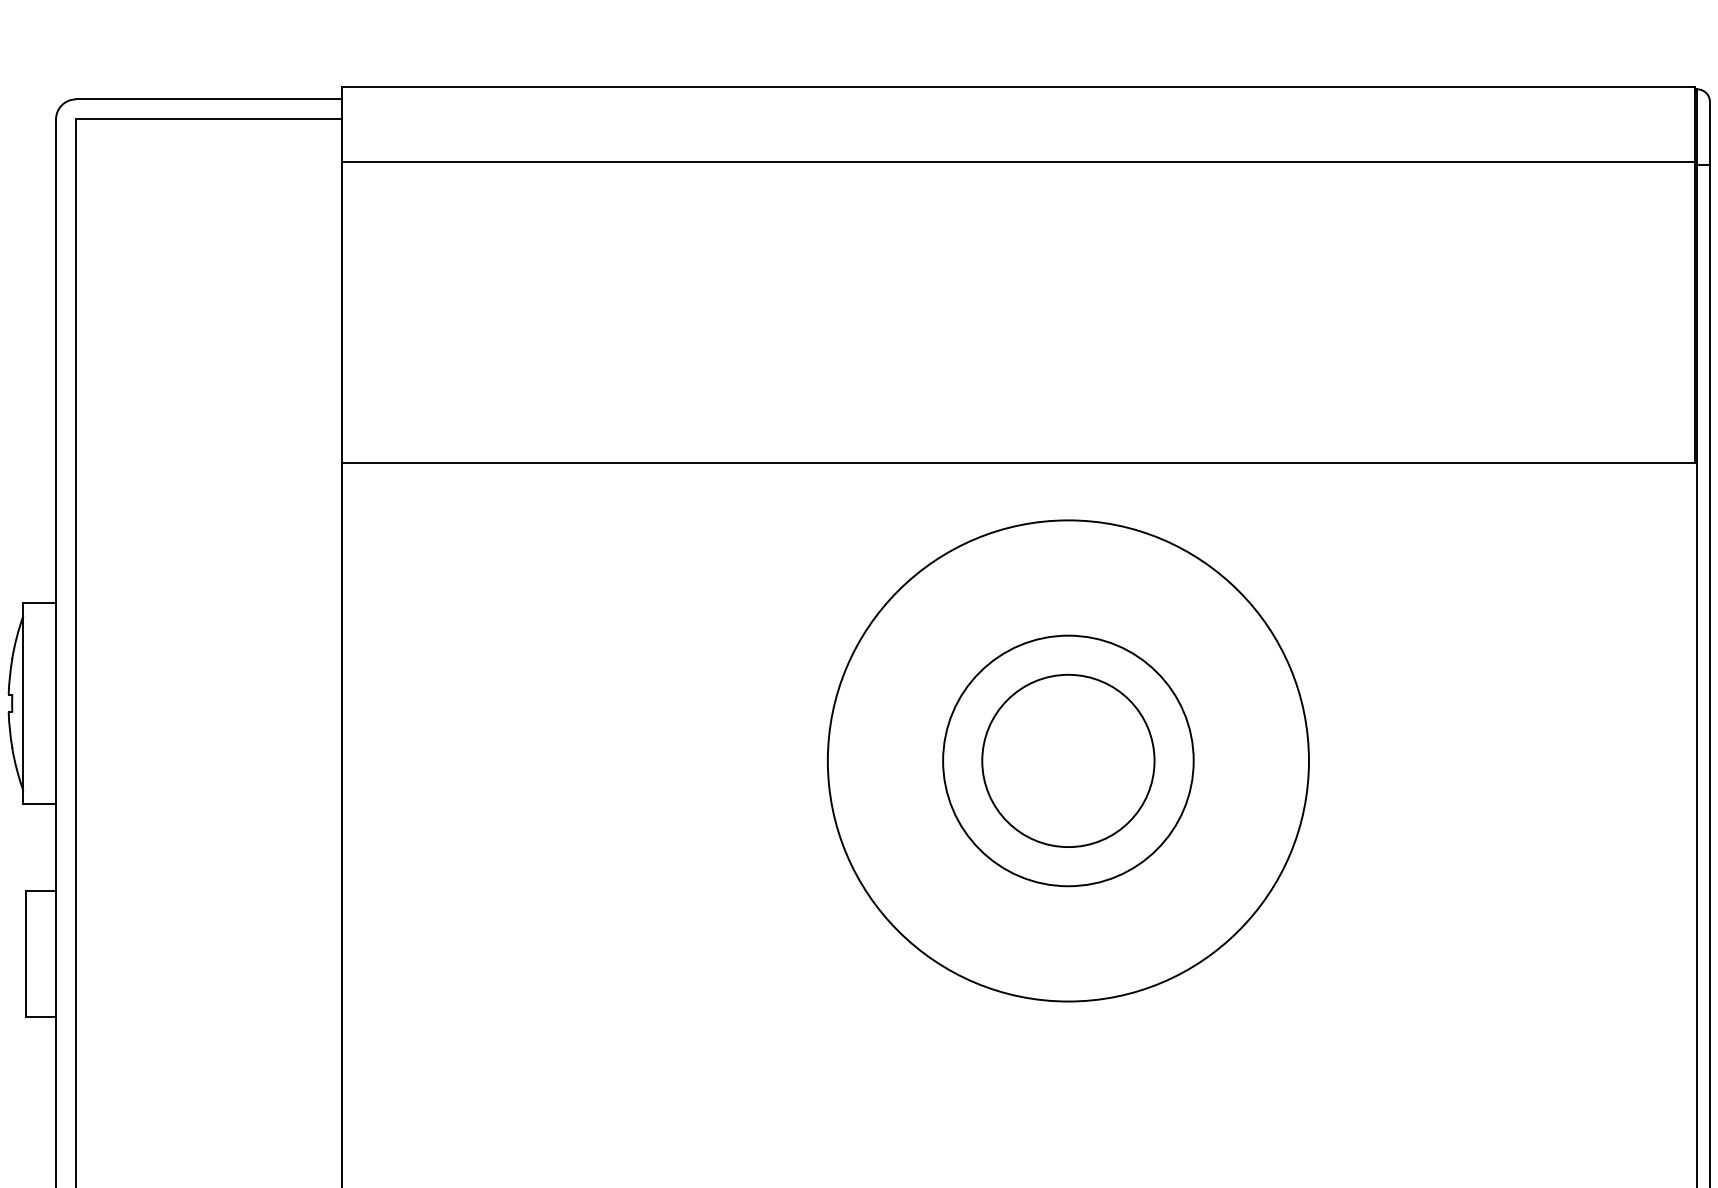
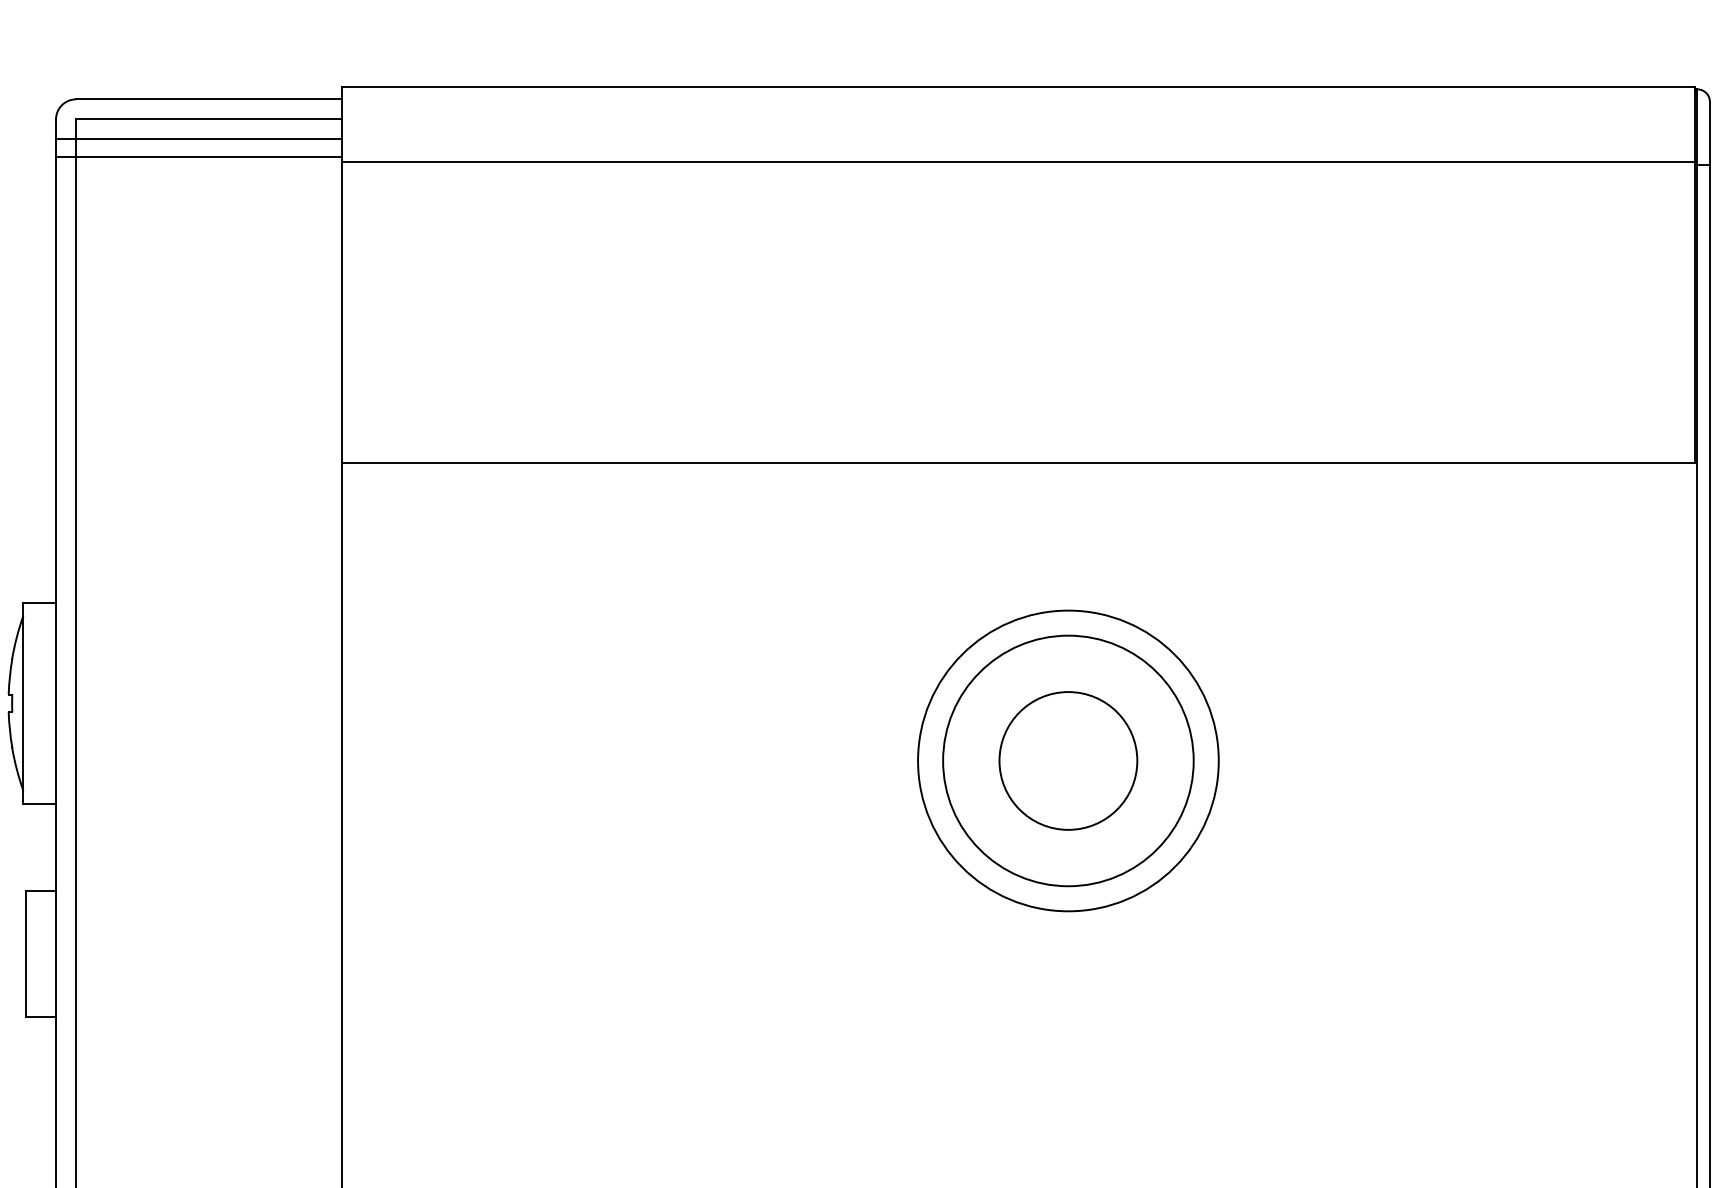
line: none -> present (198, 139)
line: none -> present (198, 157)
circle diameter: 481 px -> 301 px (1068, 760)
circle diameter: 172 px -> 138 px (1068, 760)
